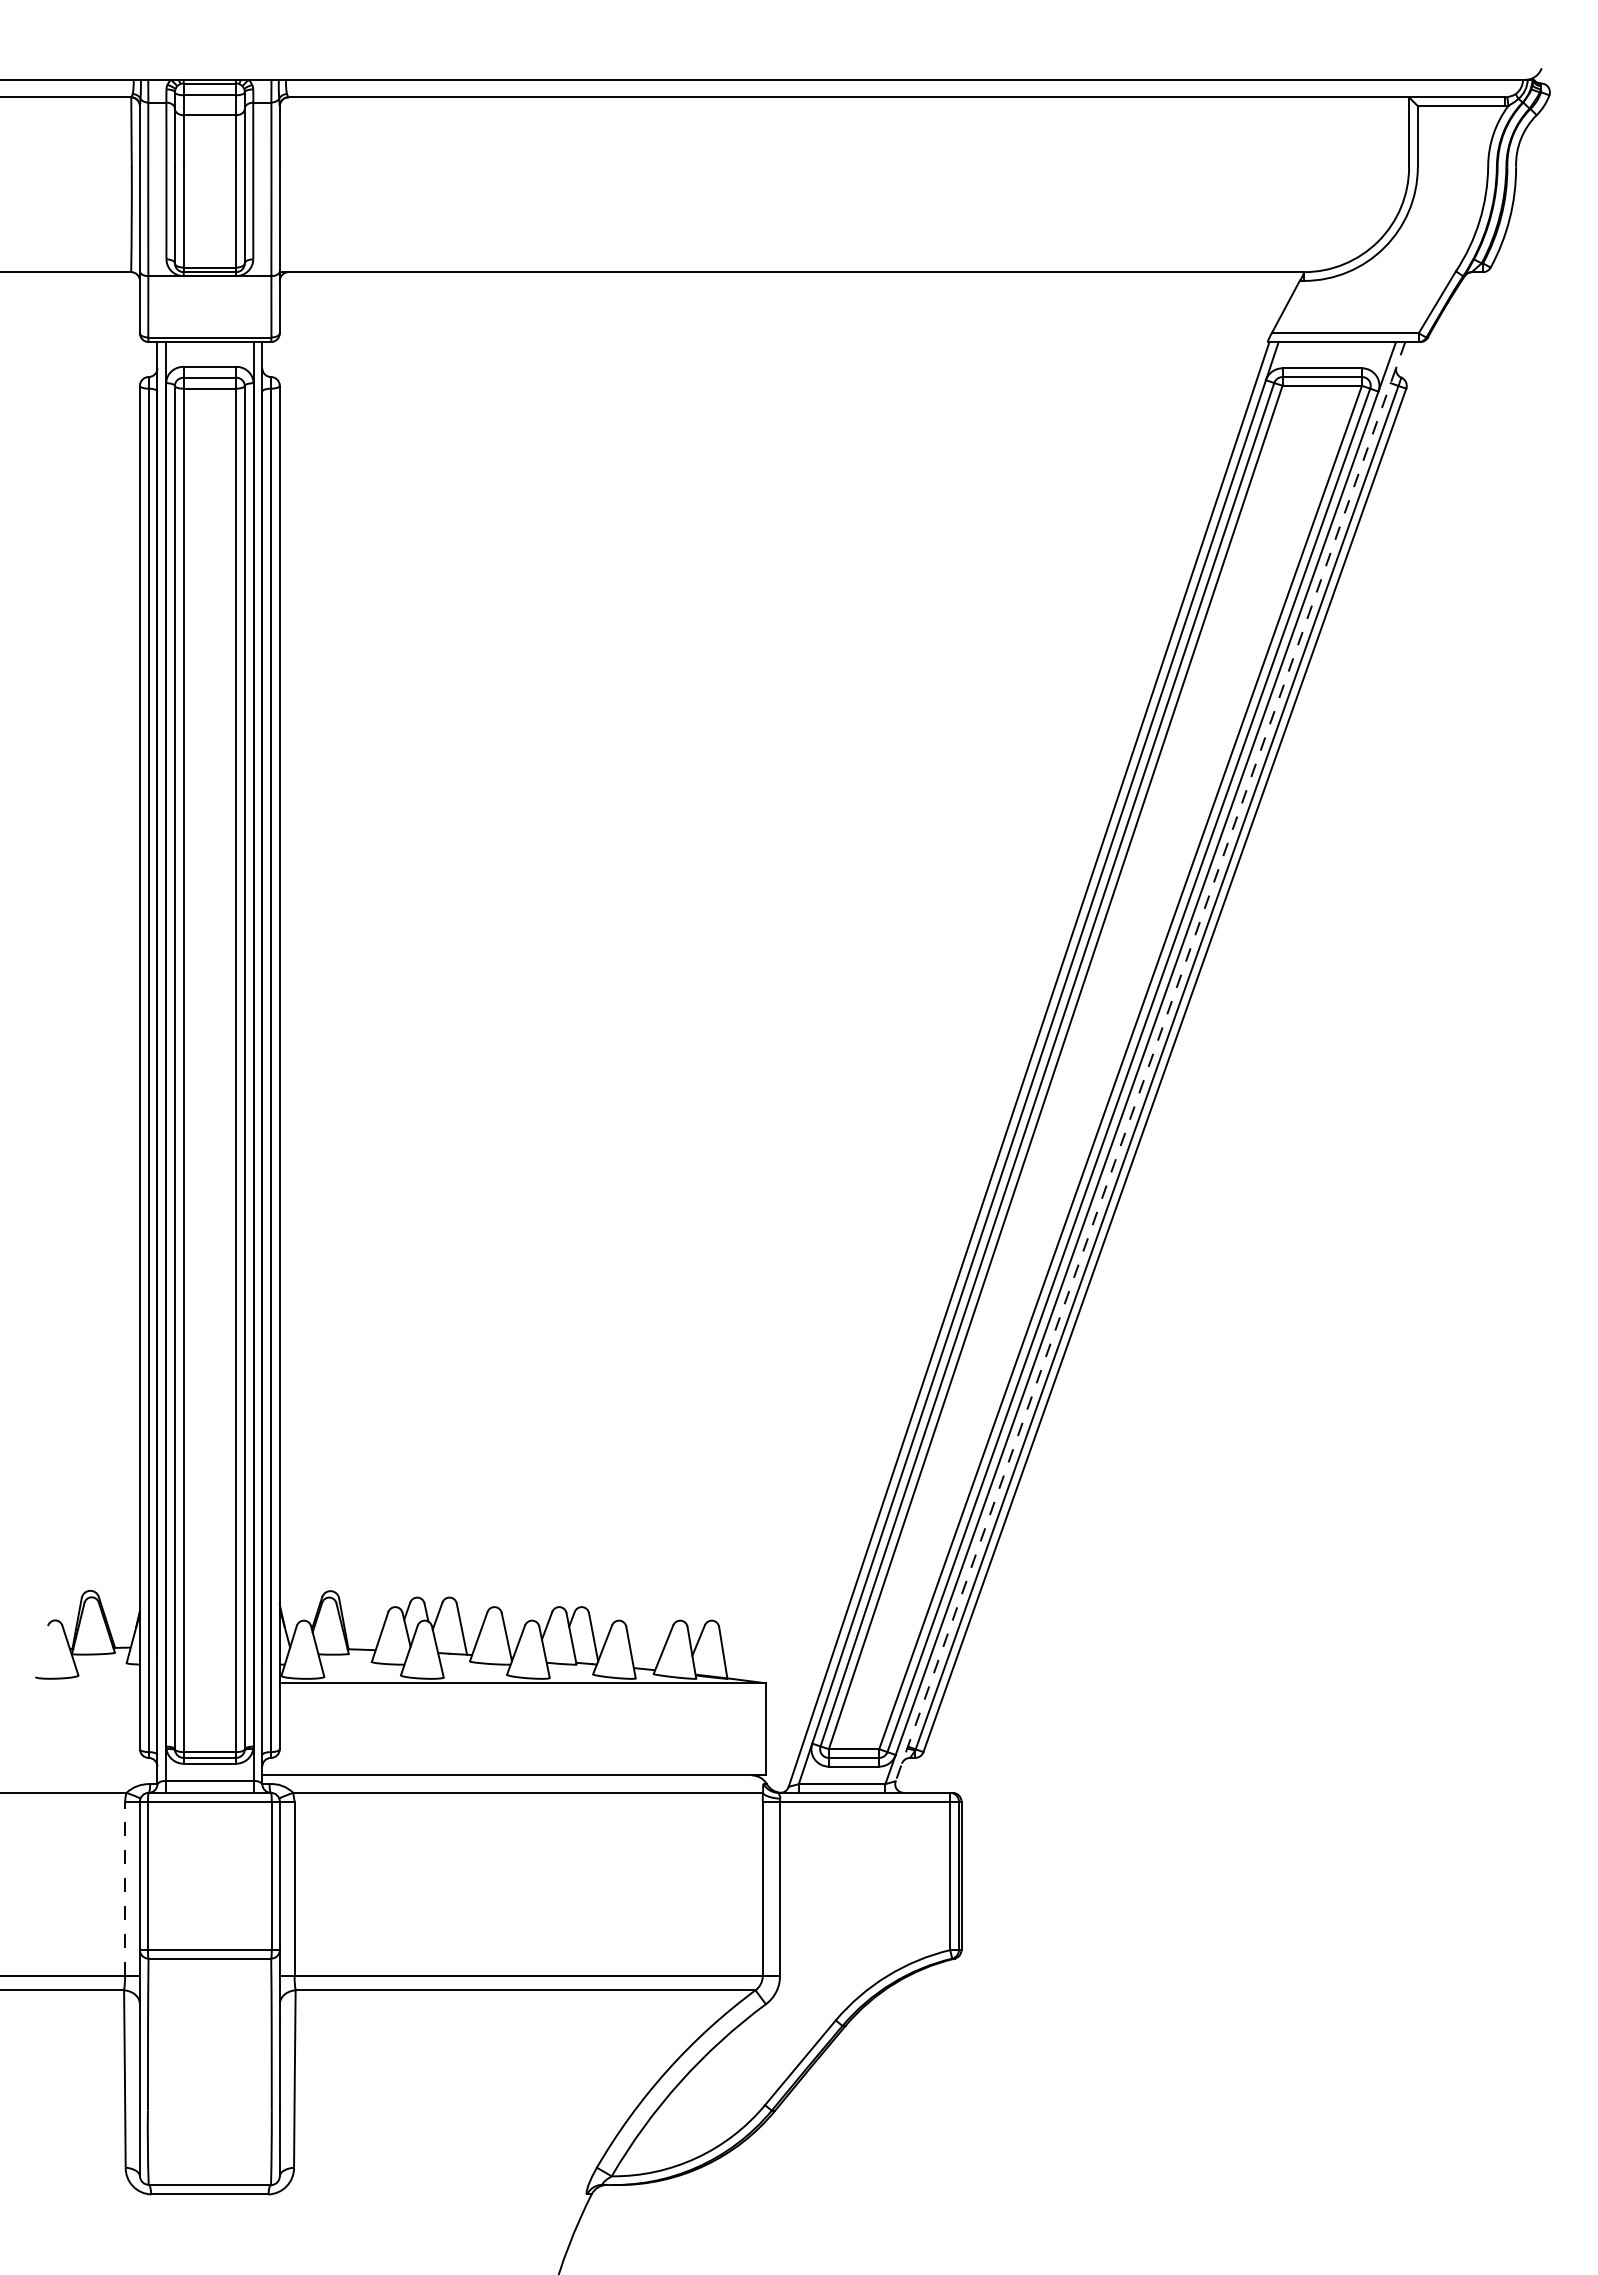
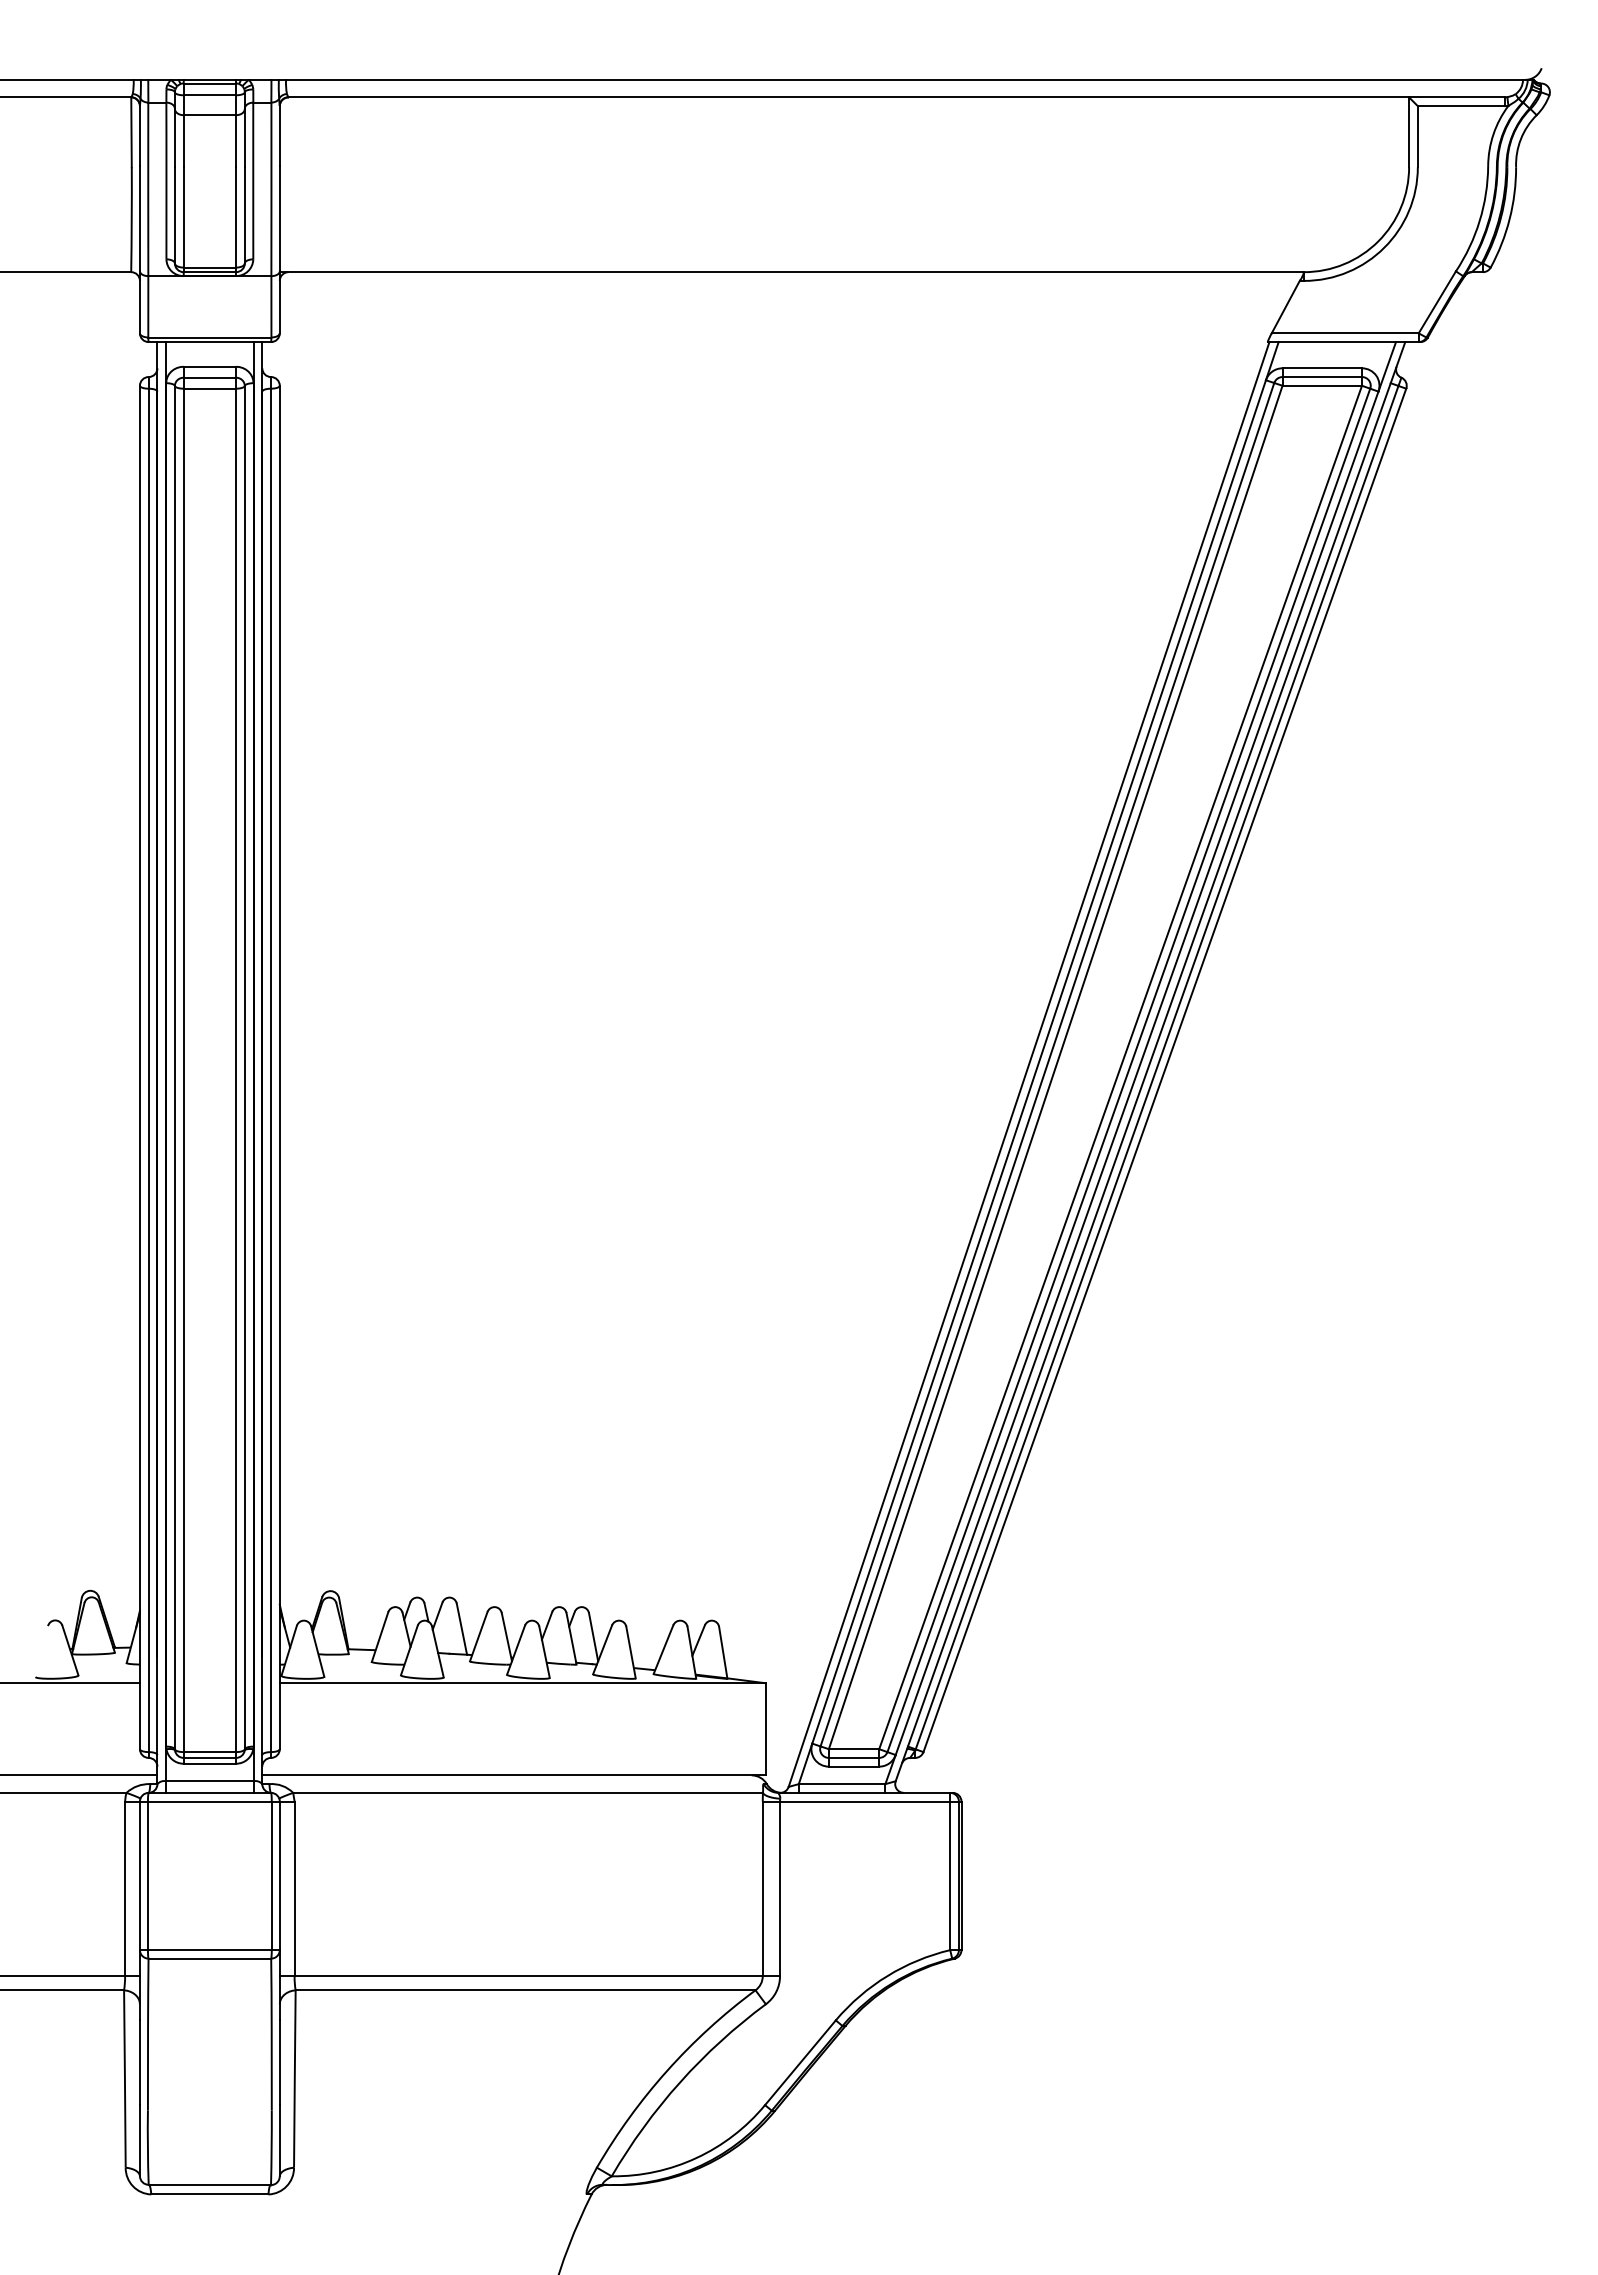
line: dashed -> solid (1150, 1062)
line: none -> present (70, 1683)
line: none -> present (79, 1775)
line: dashed -> solid (125, 1888)
